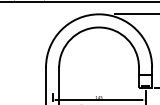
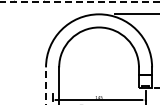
line: solid -> dashed (79, 2)
line: solid -> dashed (46, 86)
